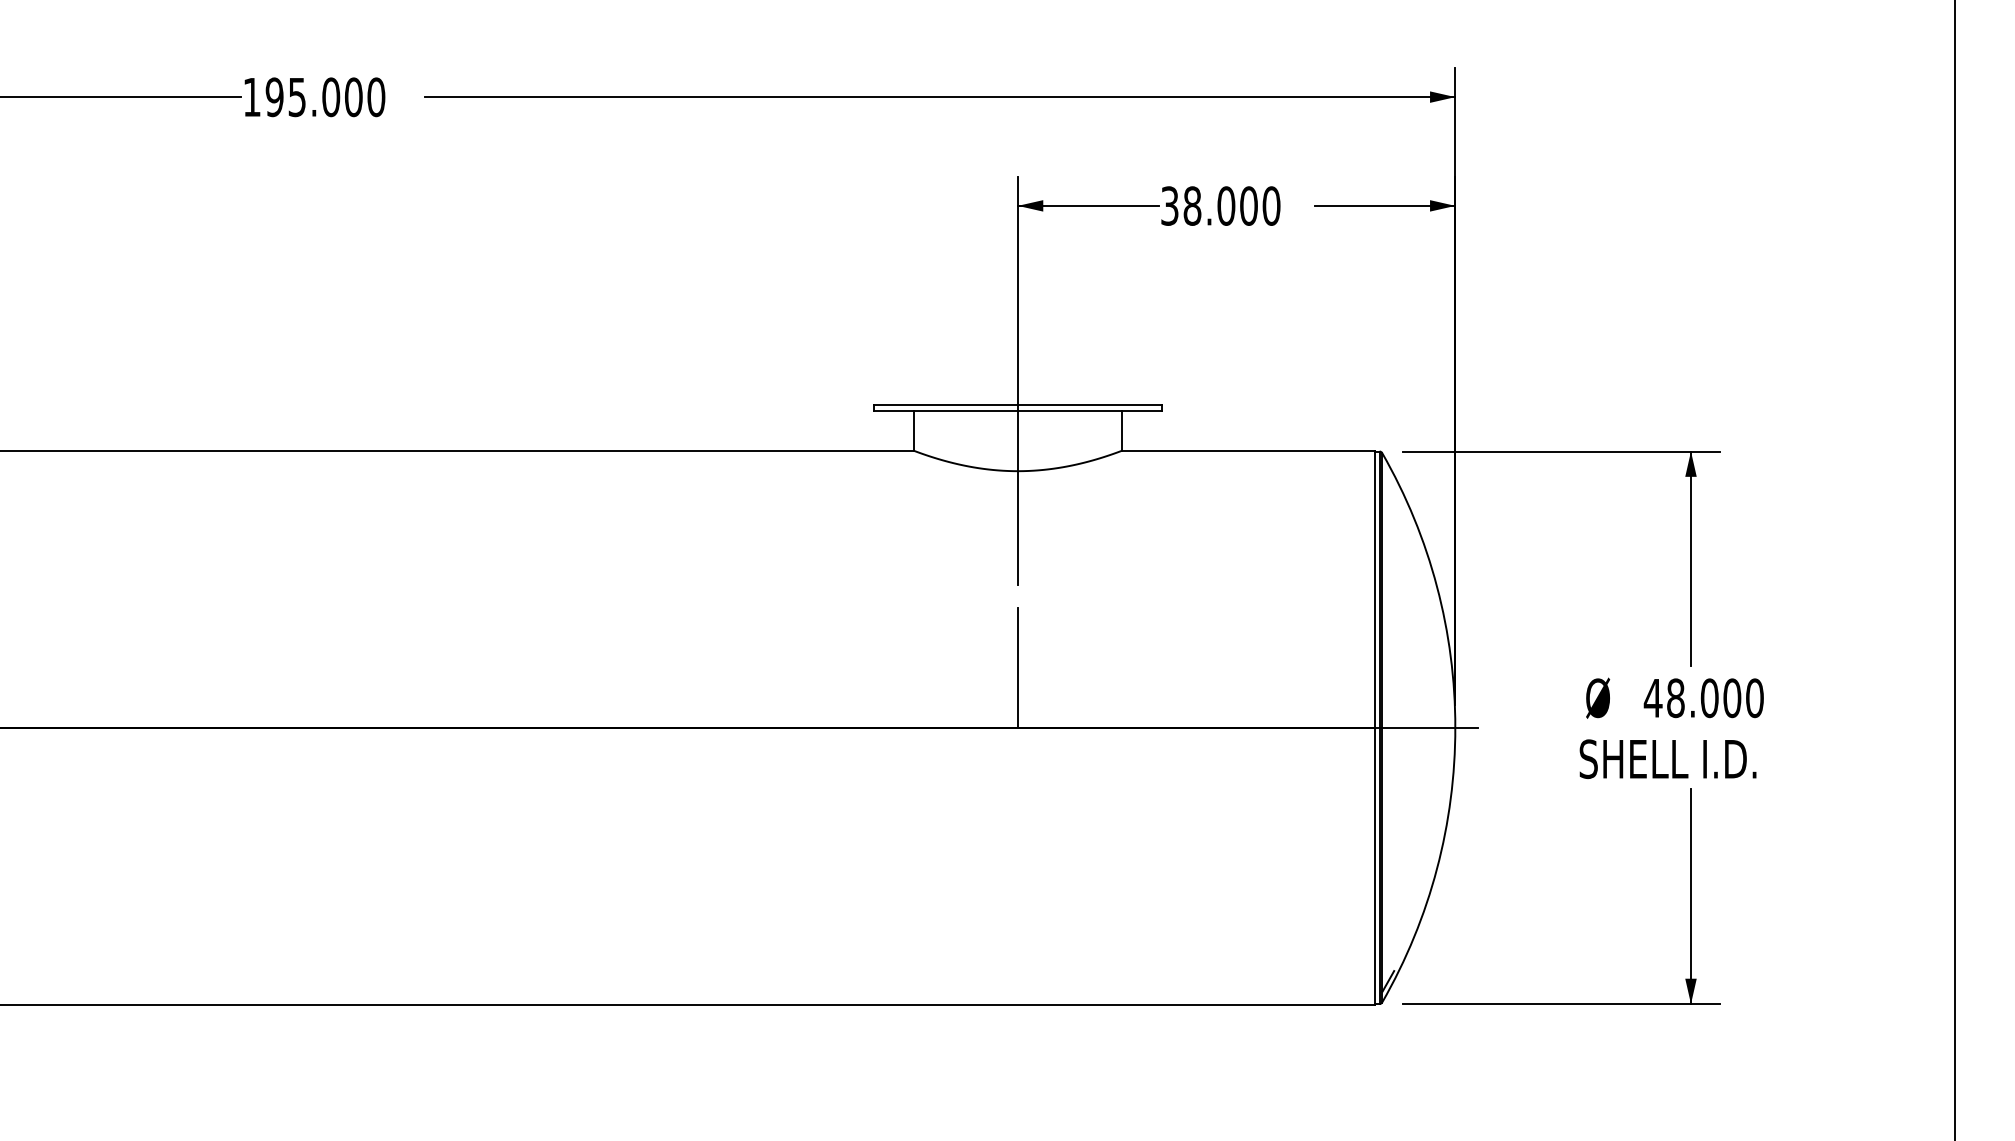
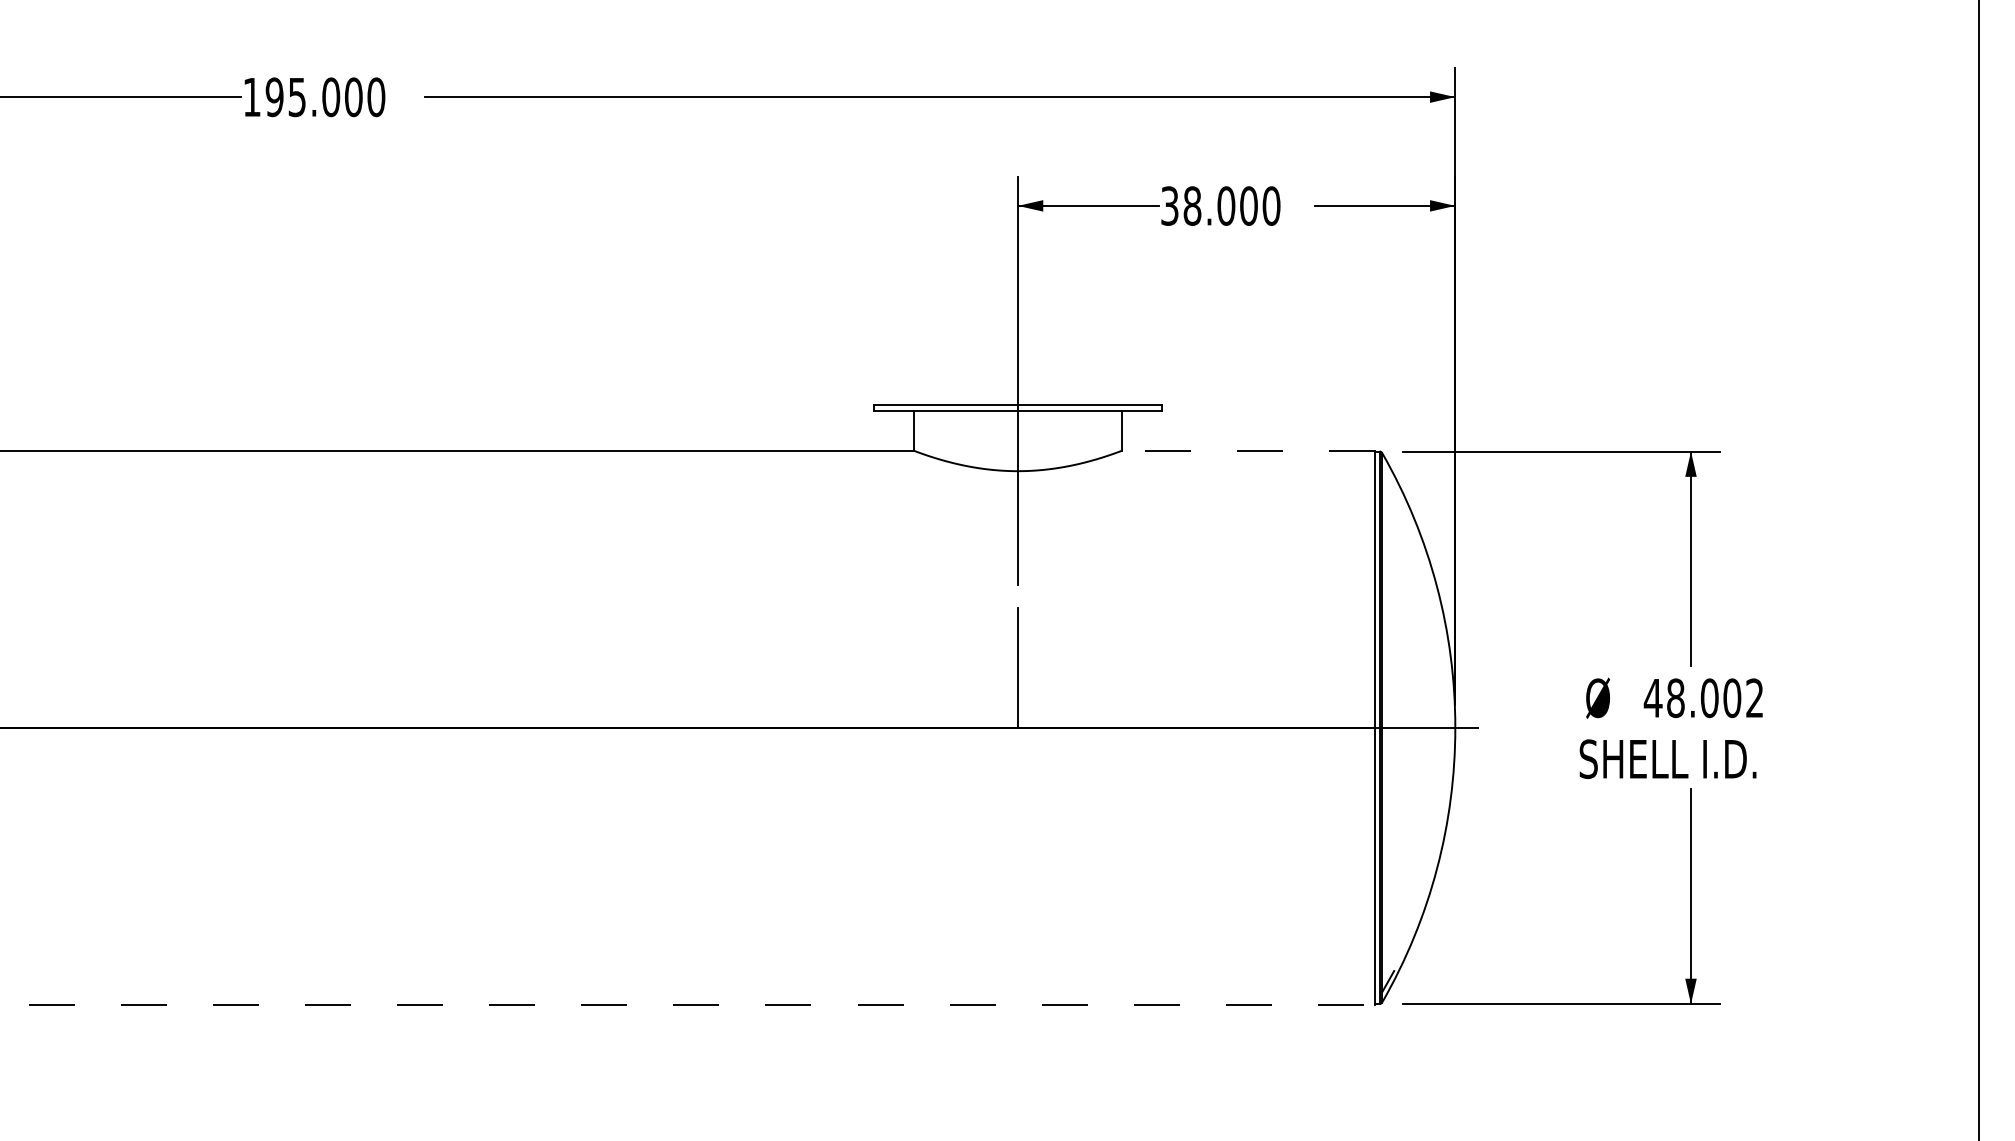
line: solid -> dashed (1247, 450)
line position: (1954, 569) -> (1978, 569) (1978, 569)
text: 48.000 -> 48.002 (1754, 698)
line: solid -> dashed (688, 1004)
